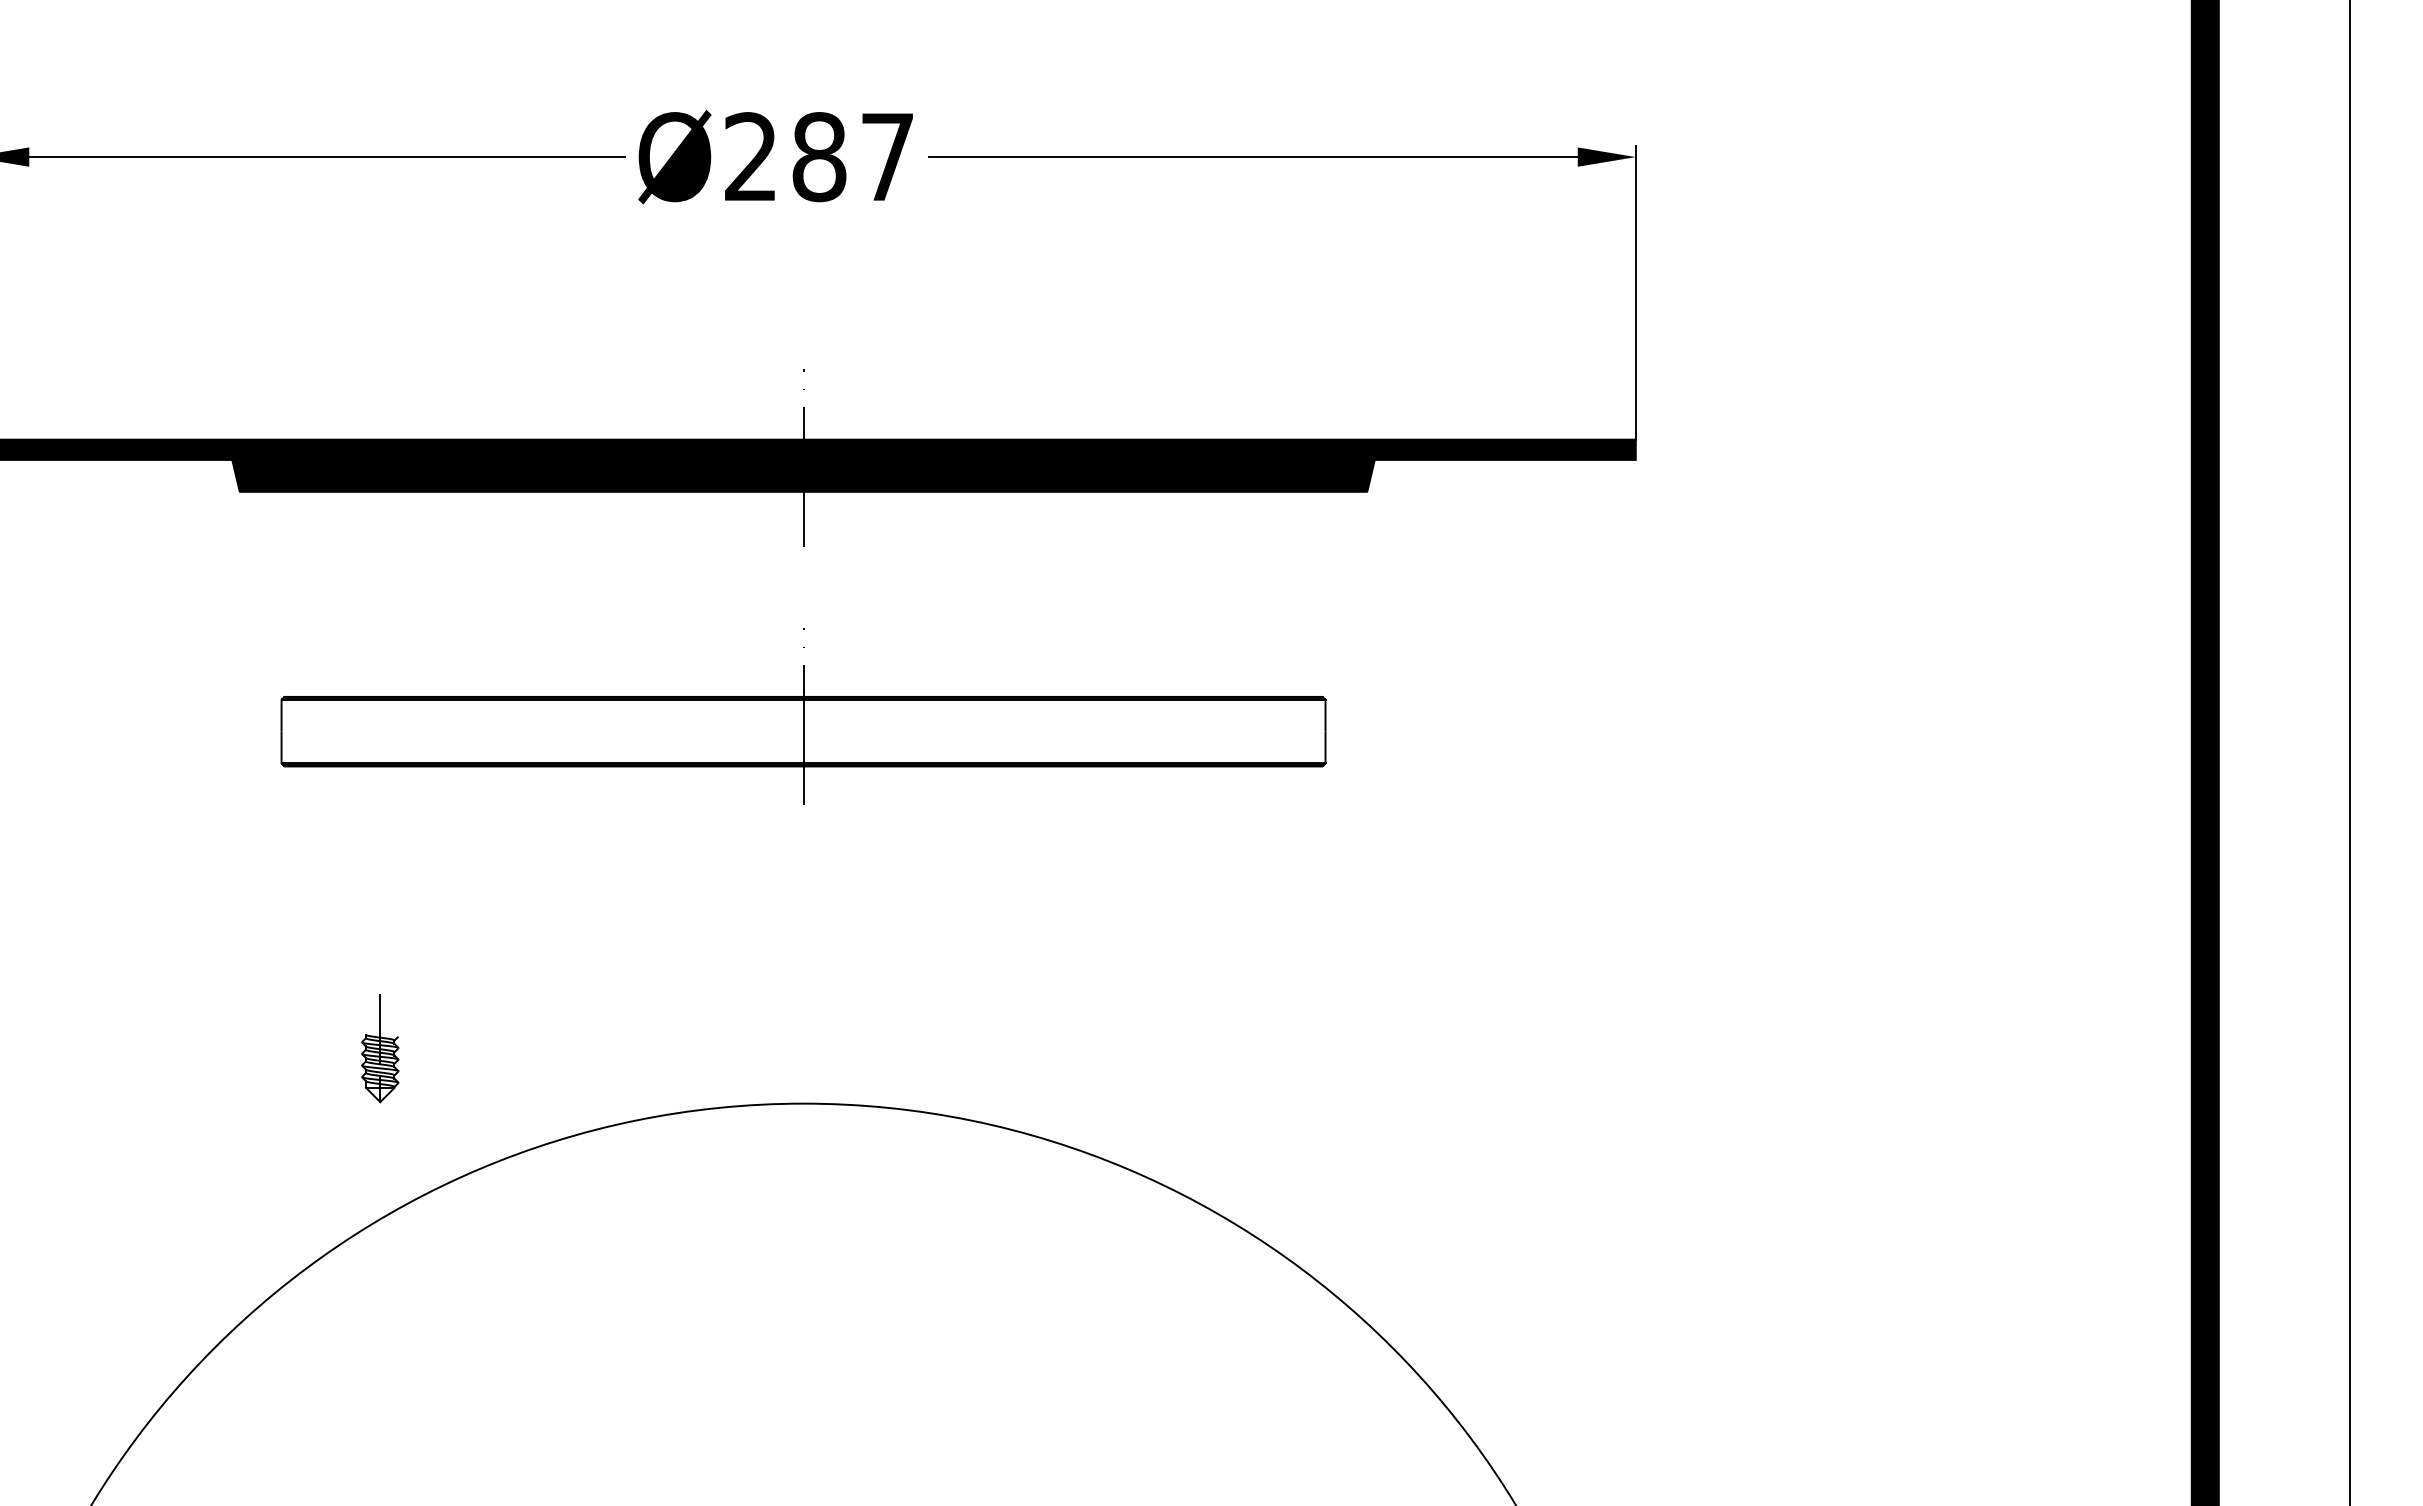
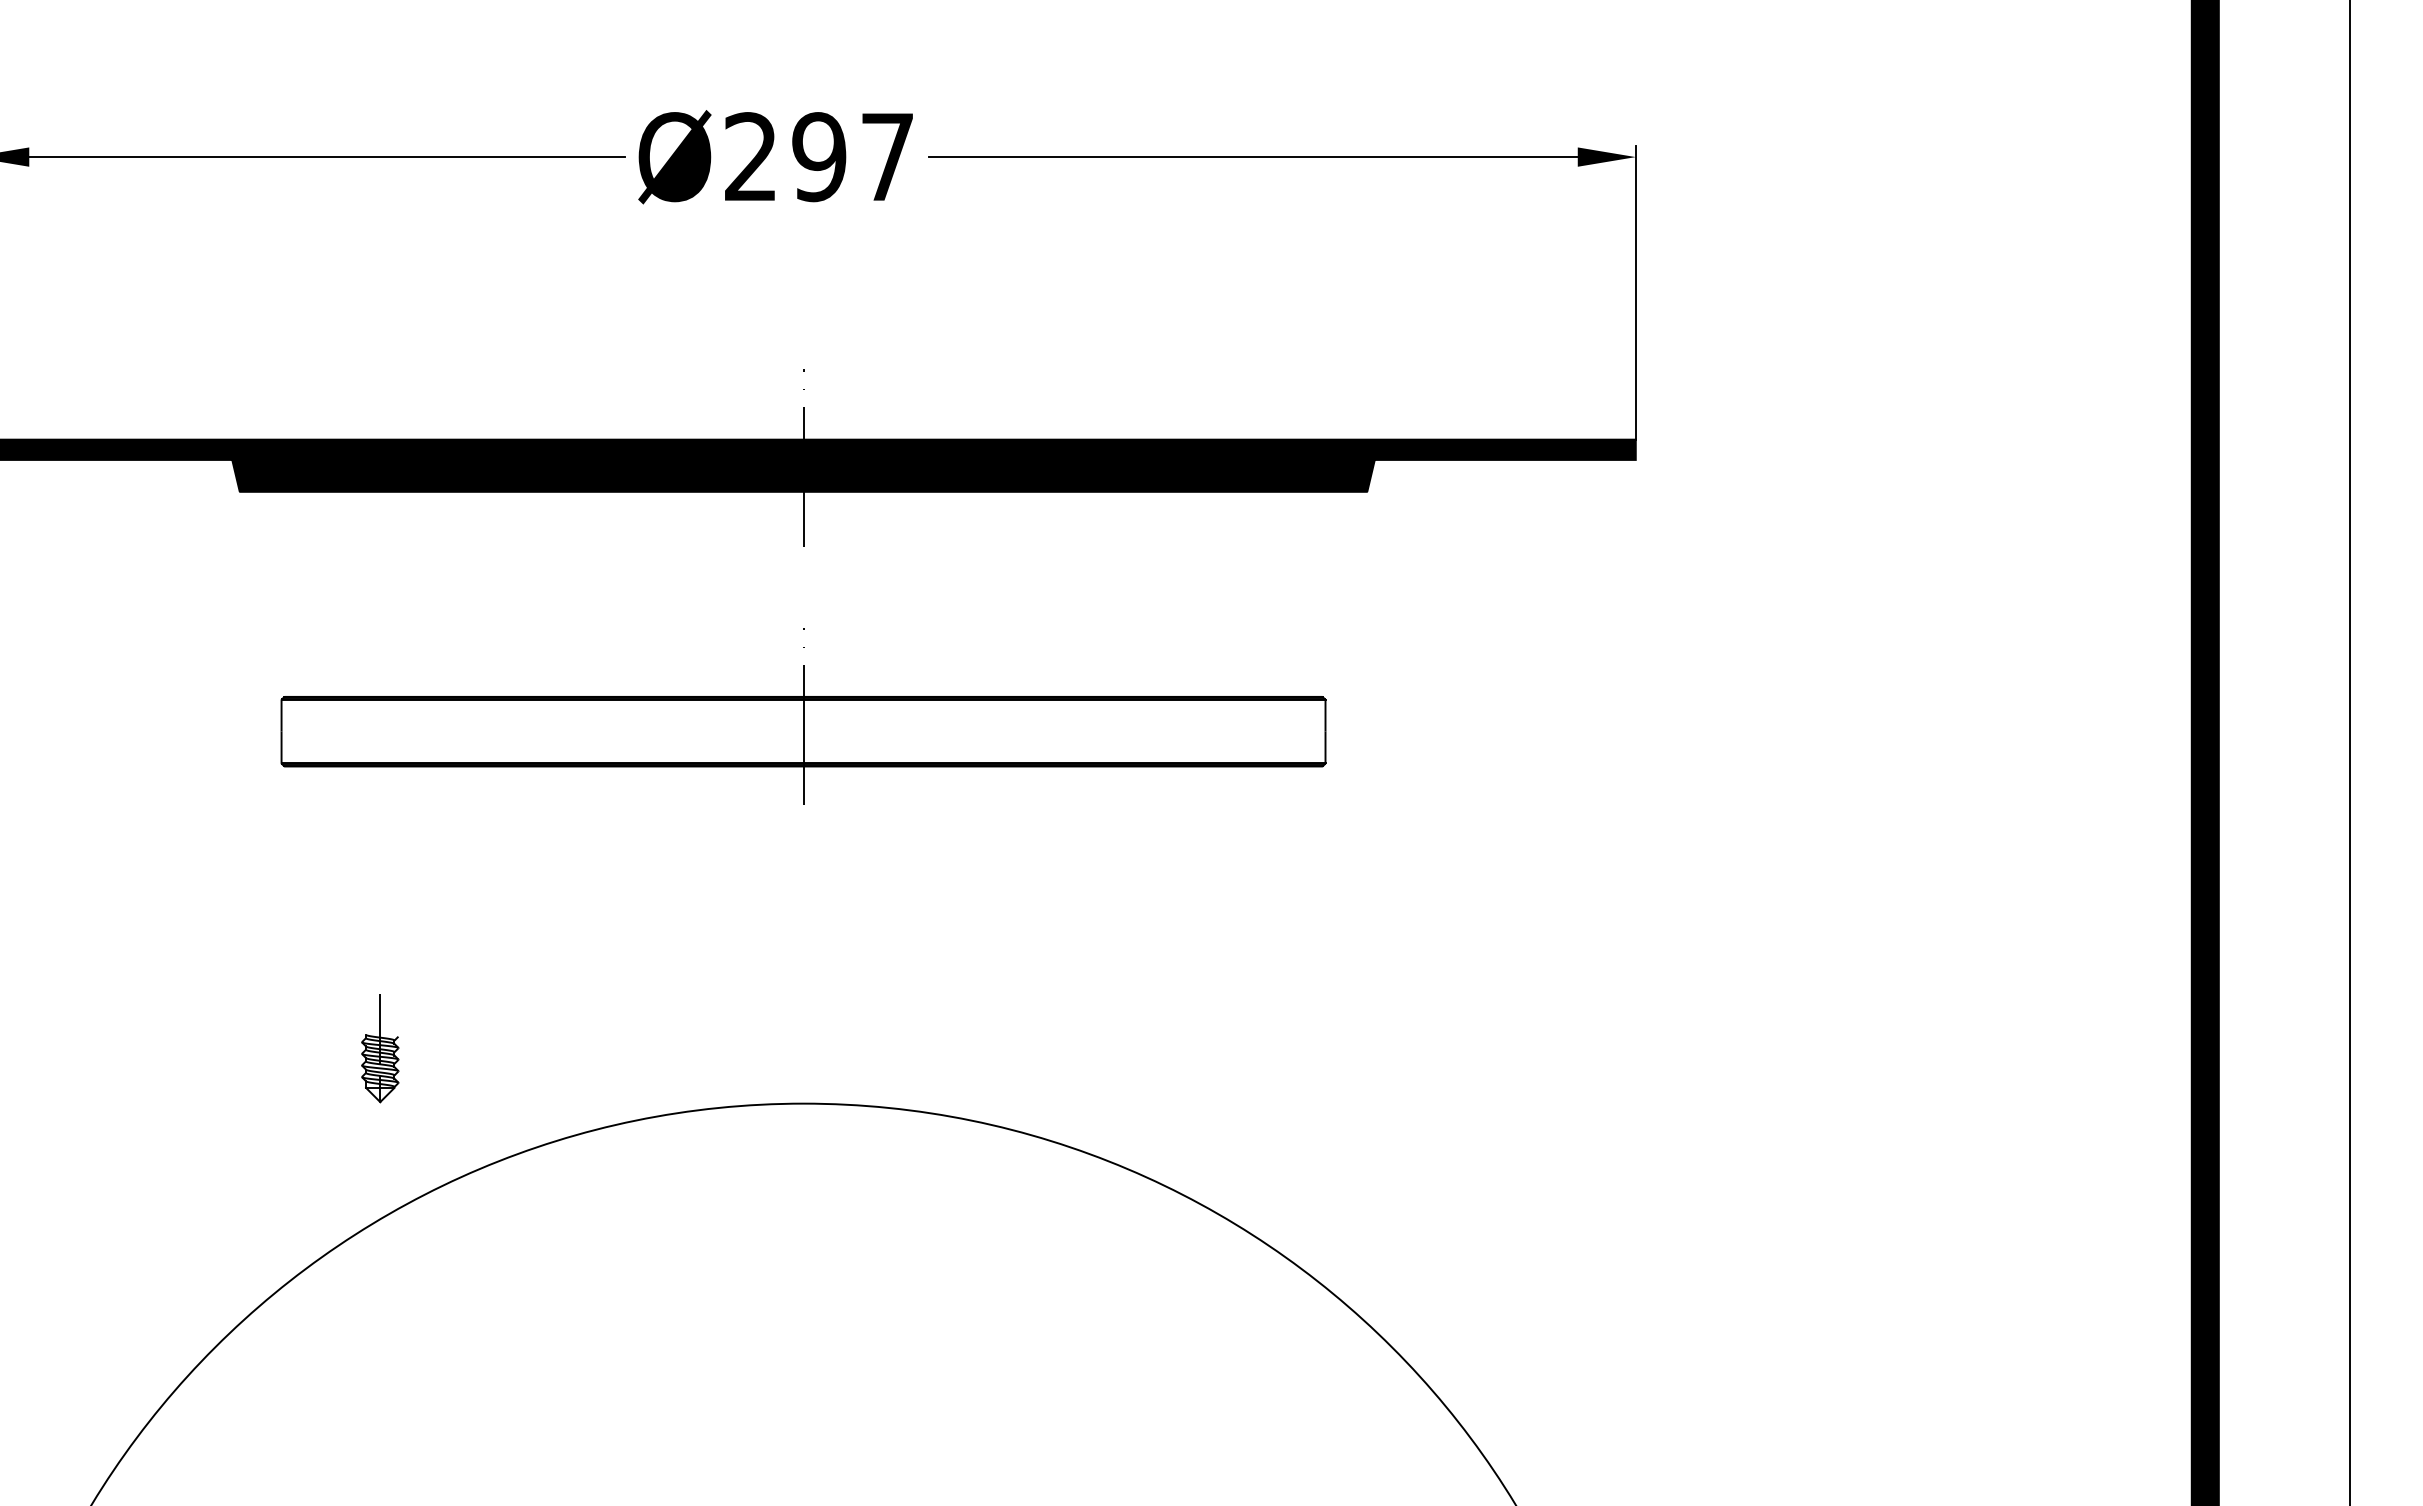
text: Ø287 -> Ø297 (819, 157)
